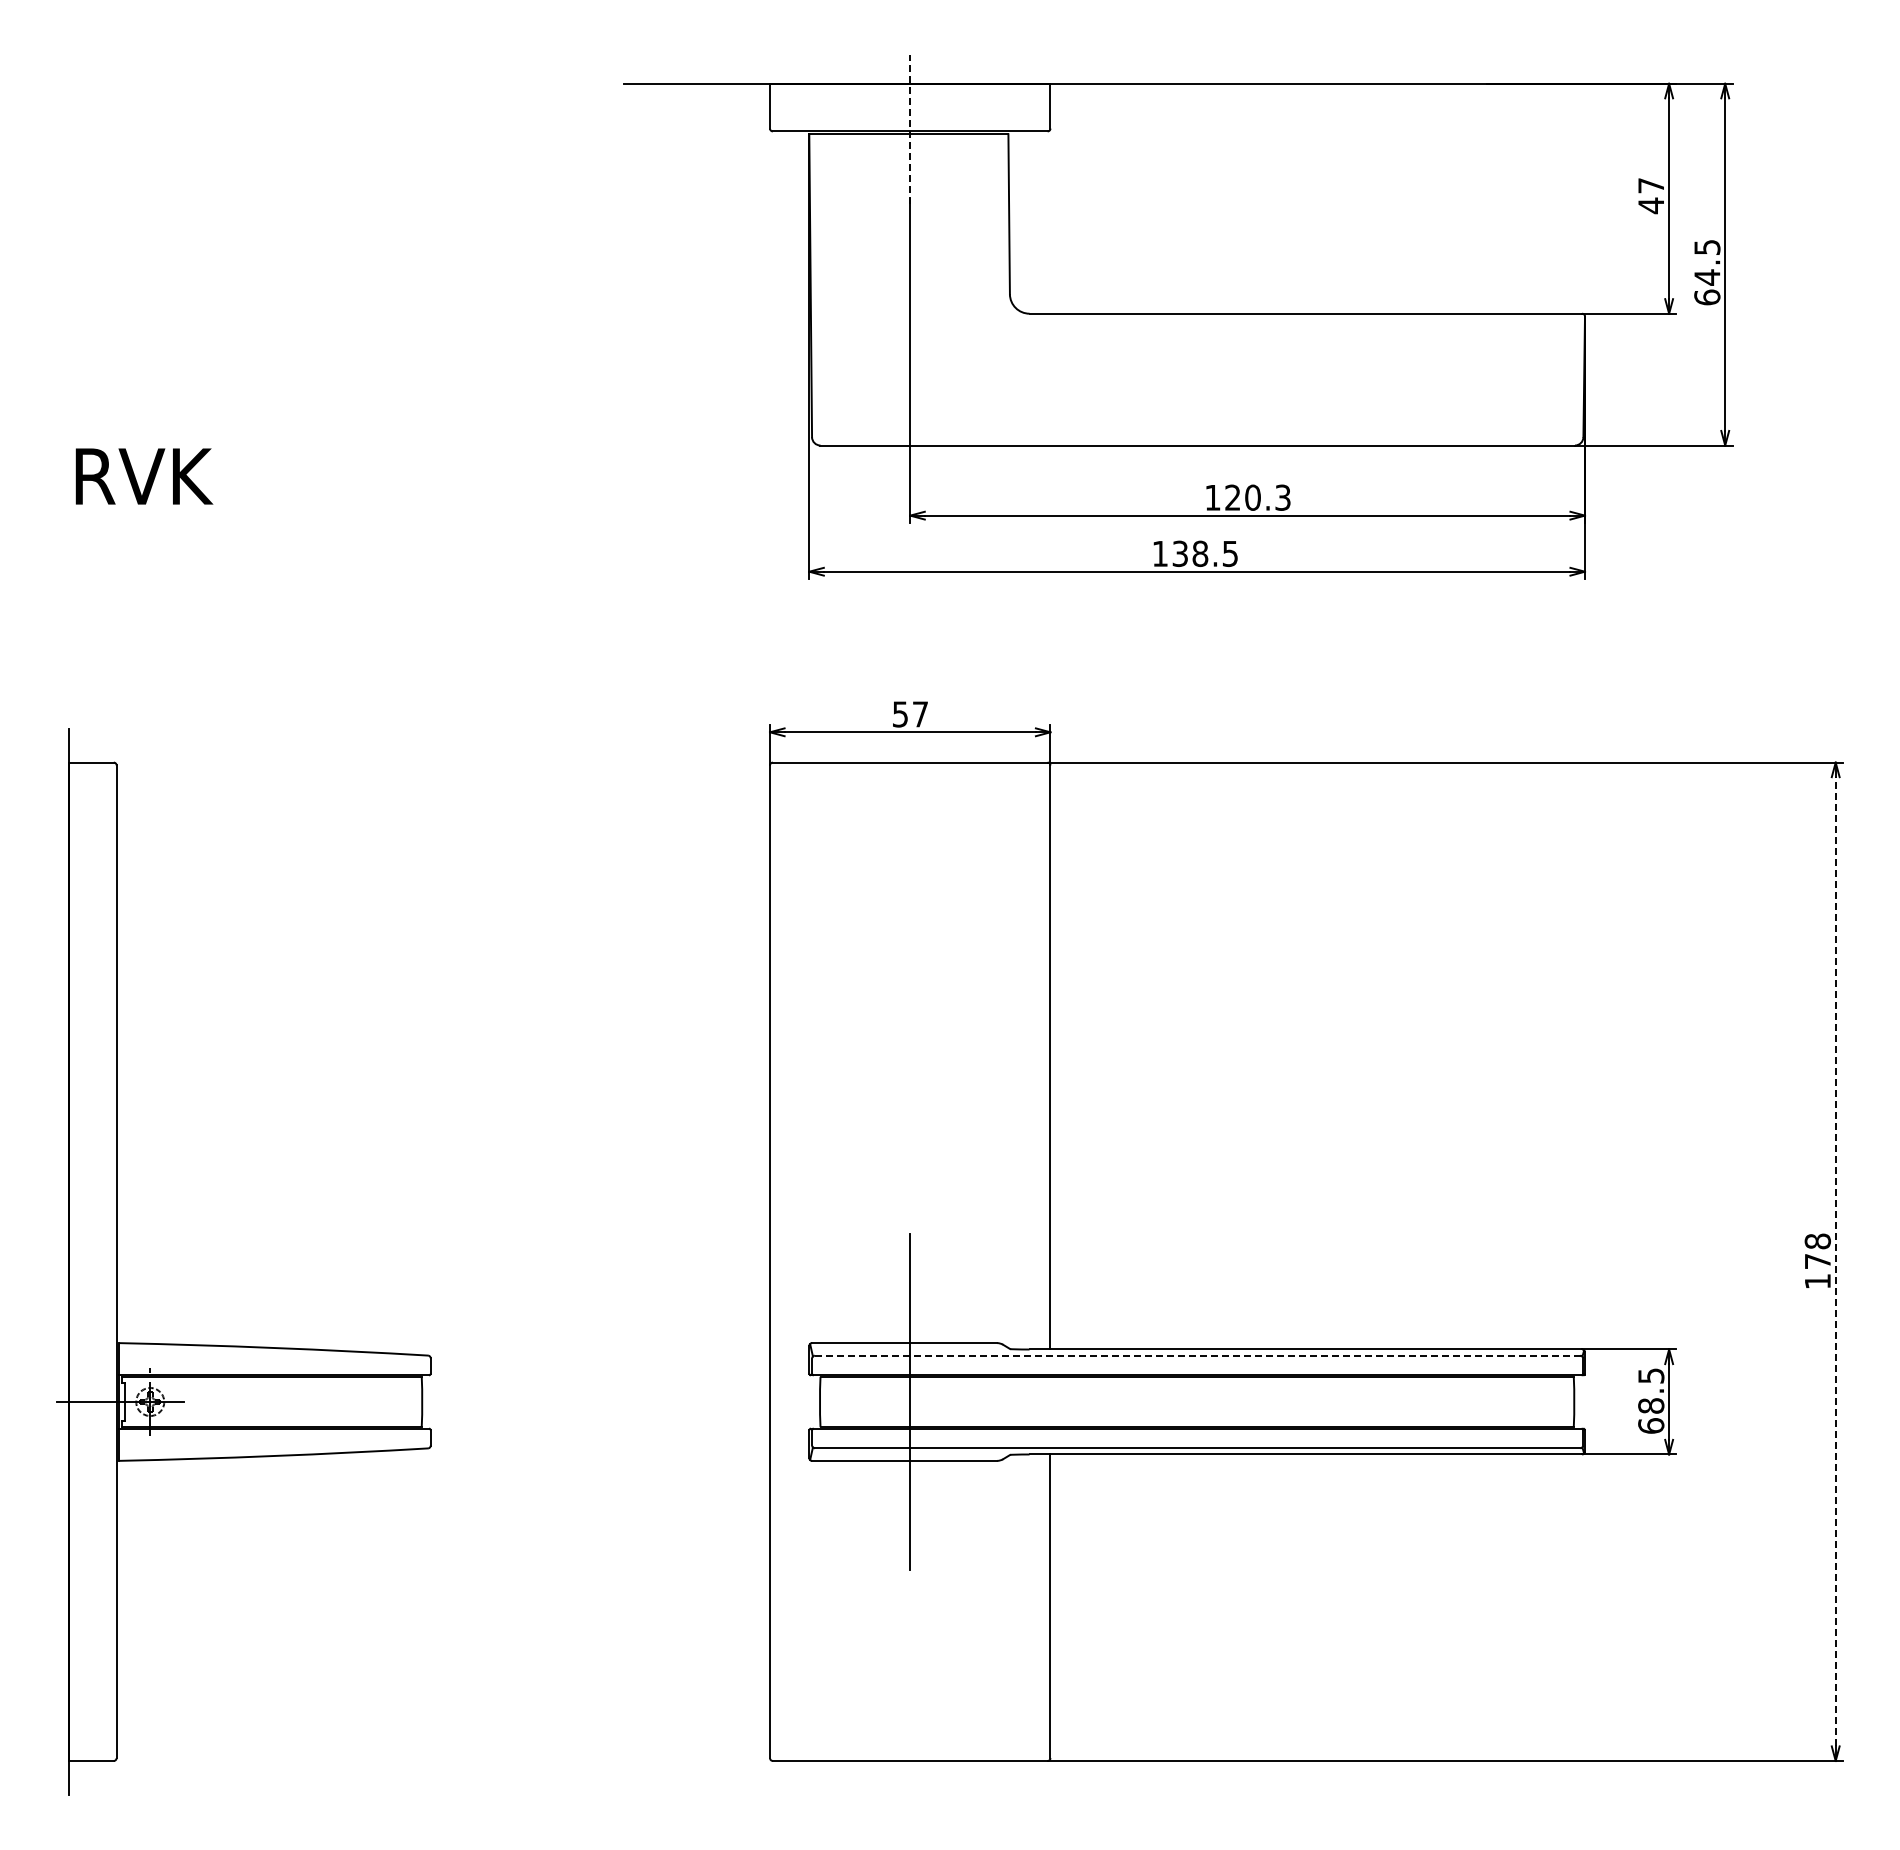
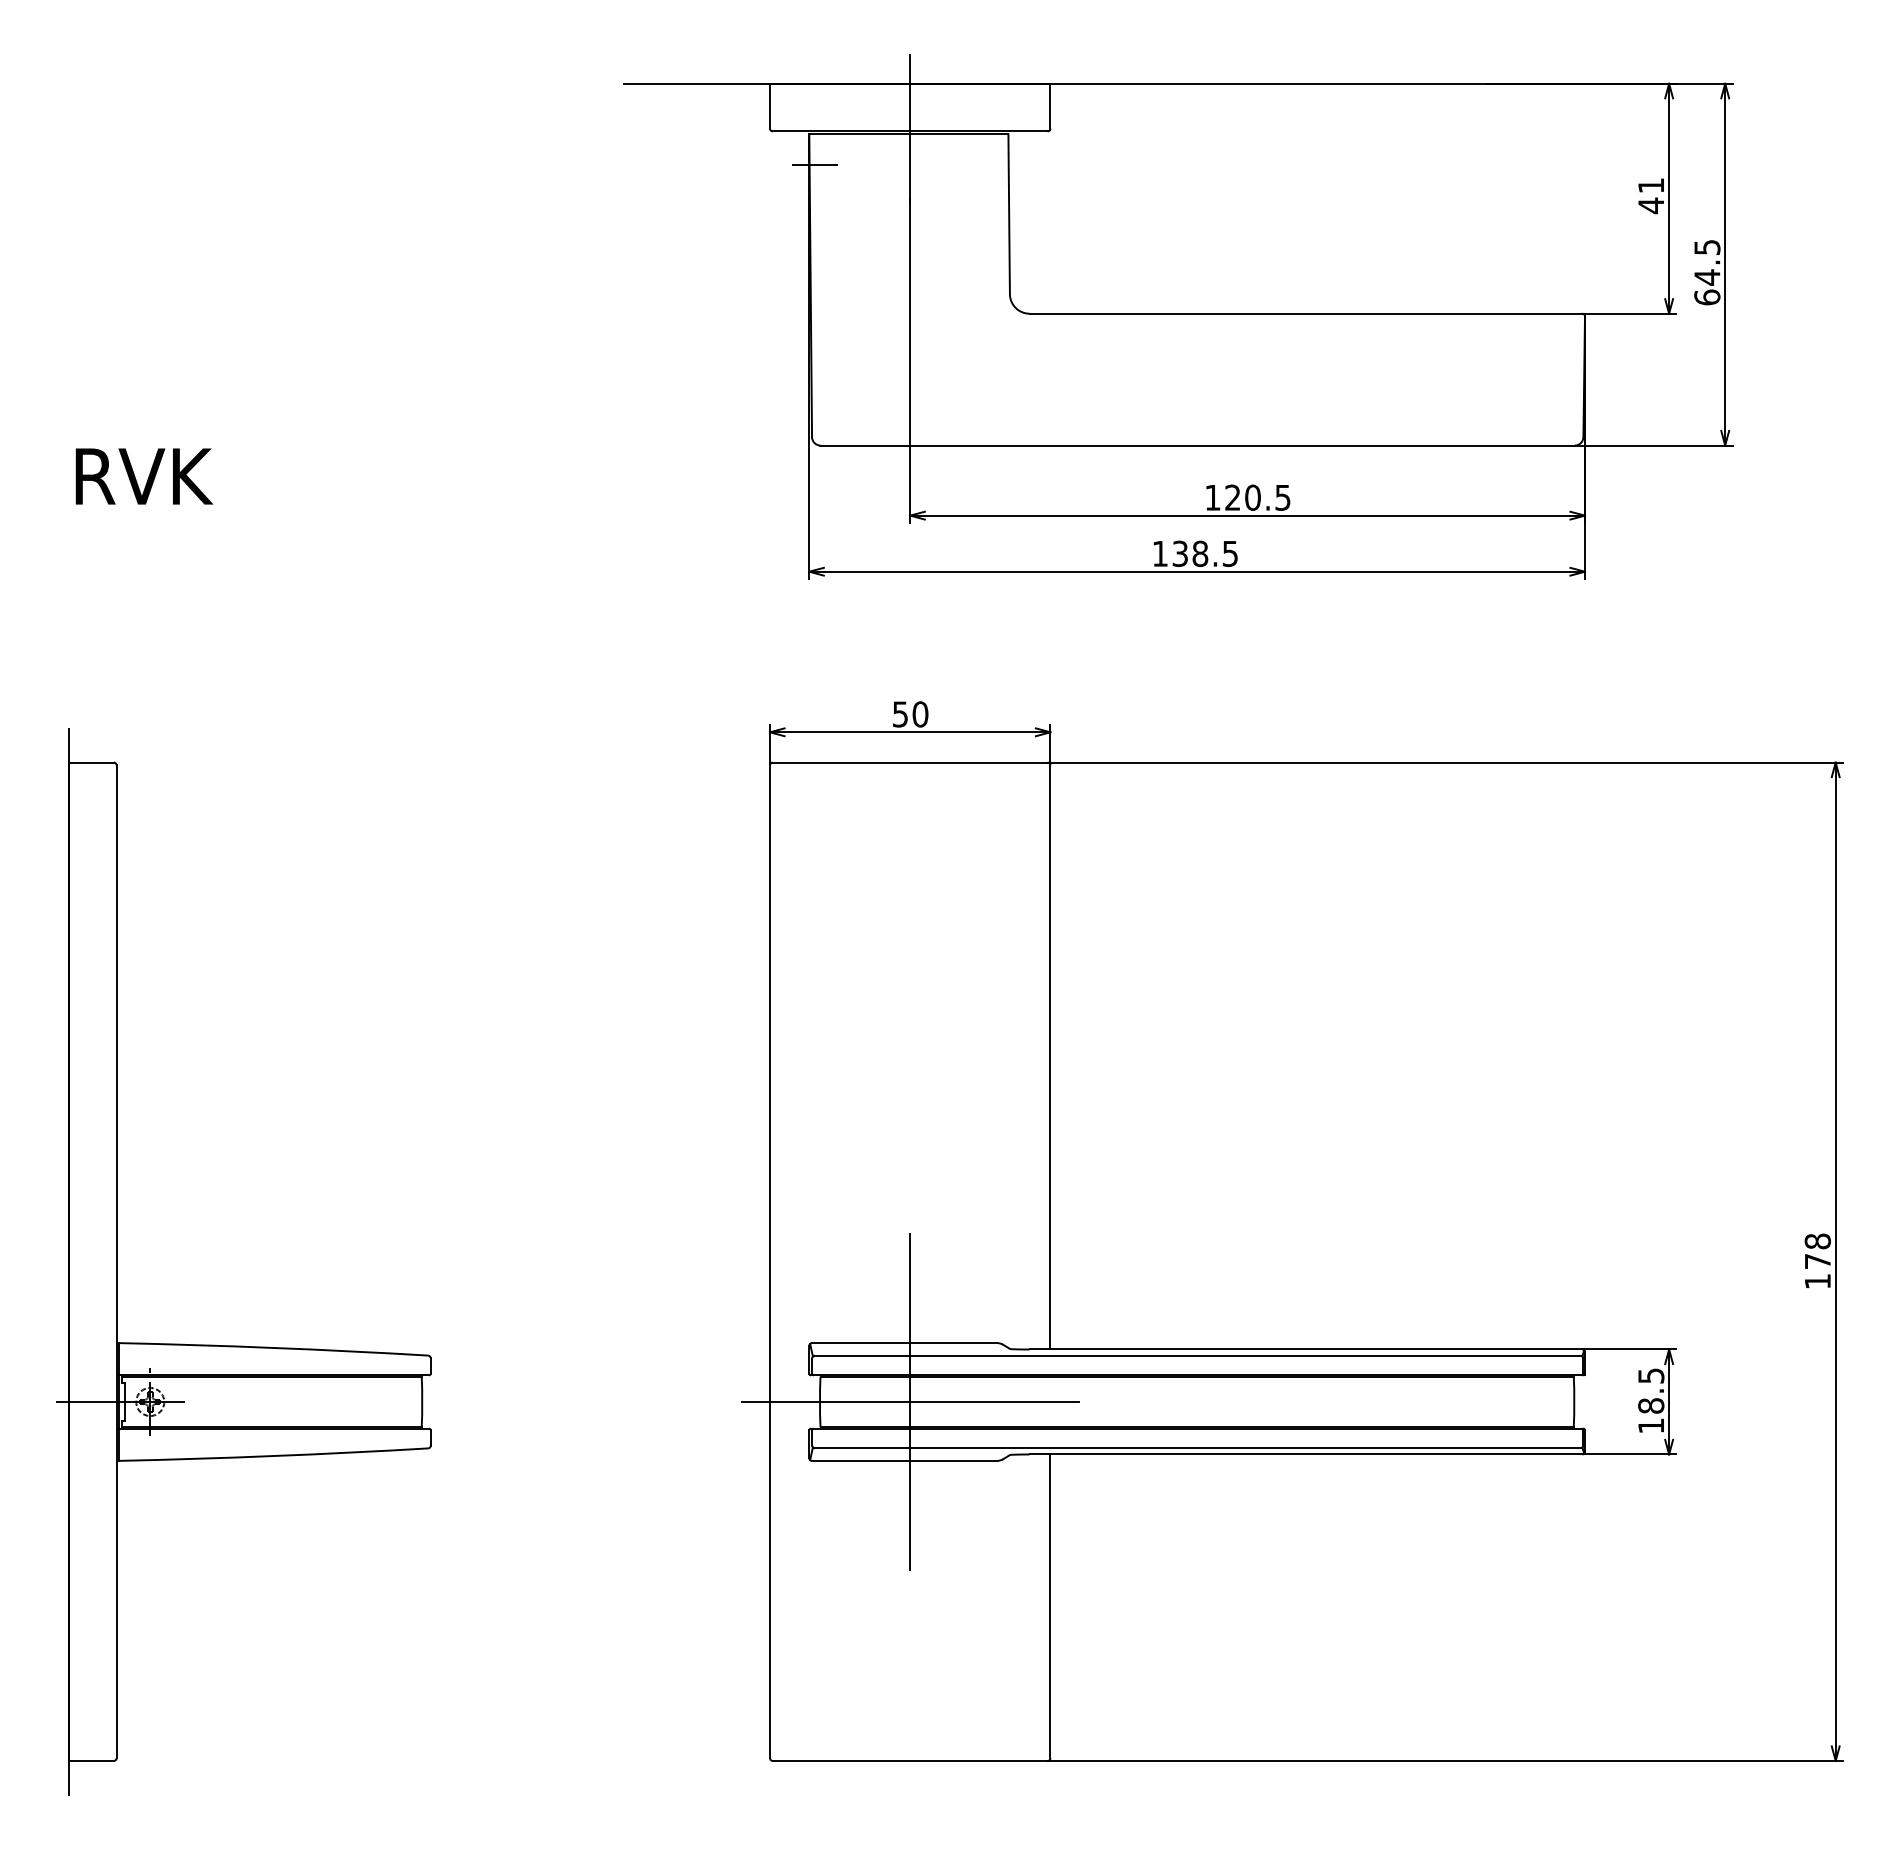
line: dashed -> solid (910, 129)
line: none -> present (814, 165)
text: 47 -> 41 (1650, 185)
text: 120.3 -> 120.5 (1283, 497)
text: 57 -> 50 (920, 714)
line: dashed -> solid (1835, 1261)
line: dashed -> solid (1197, 1355)
line: none -> present (910, 1402)
text: 68.5 -> 18.5 (1651, 1425)
